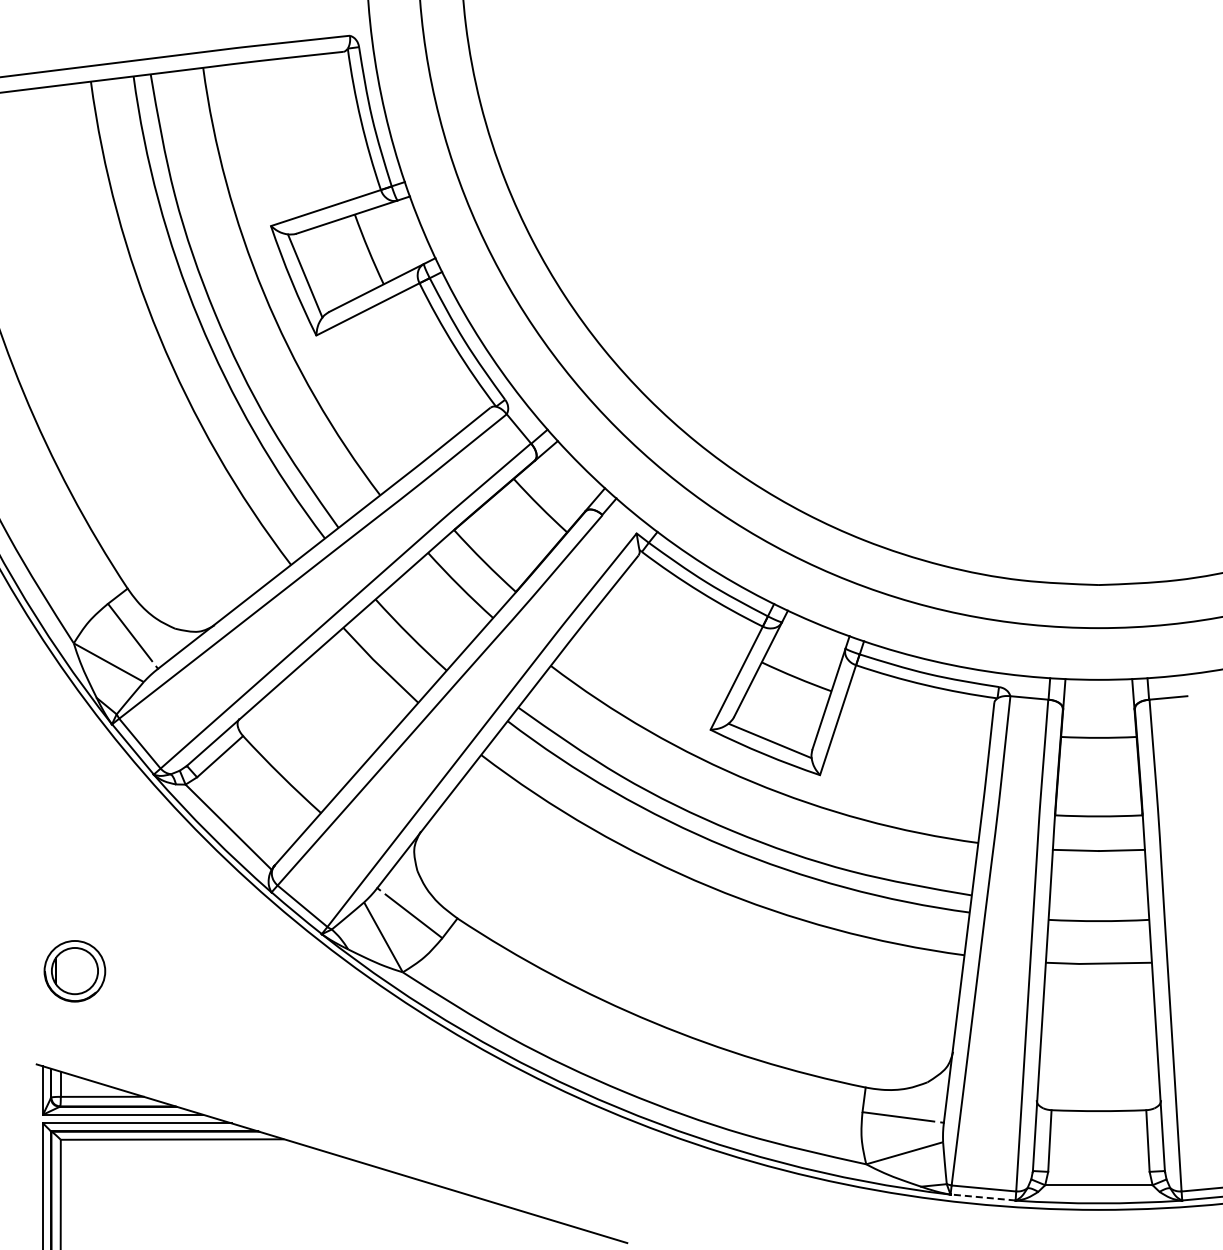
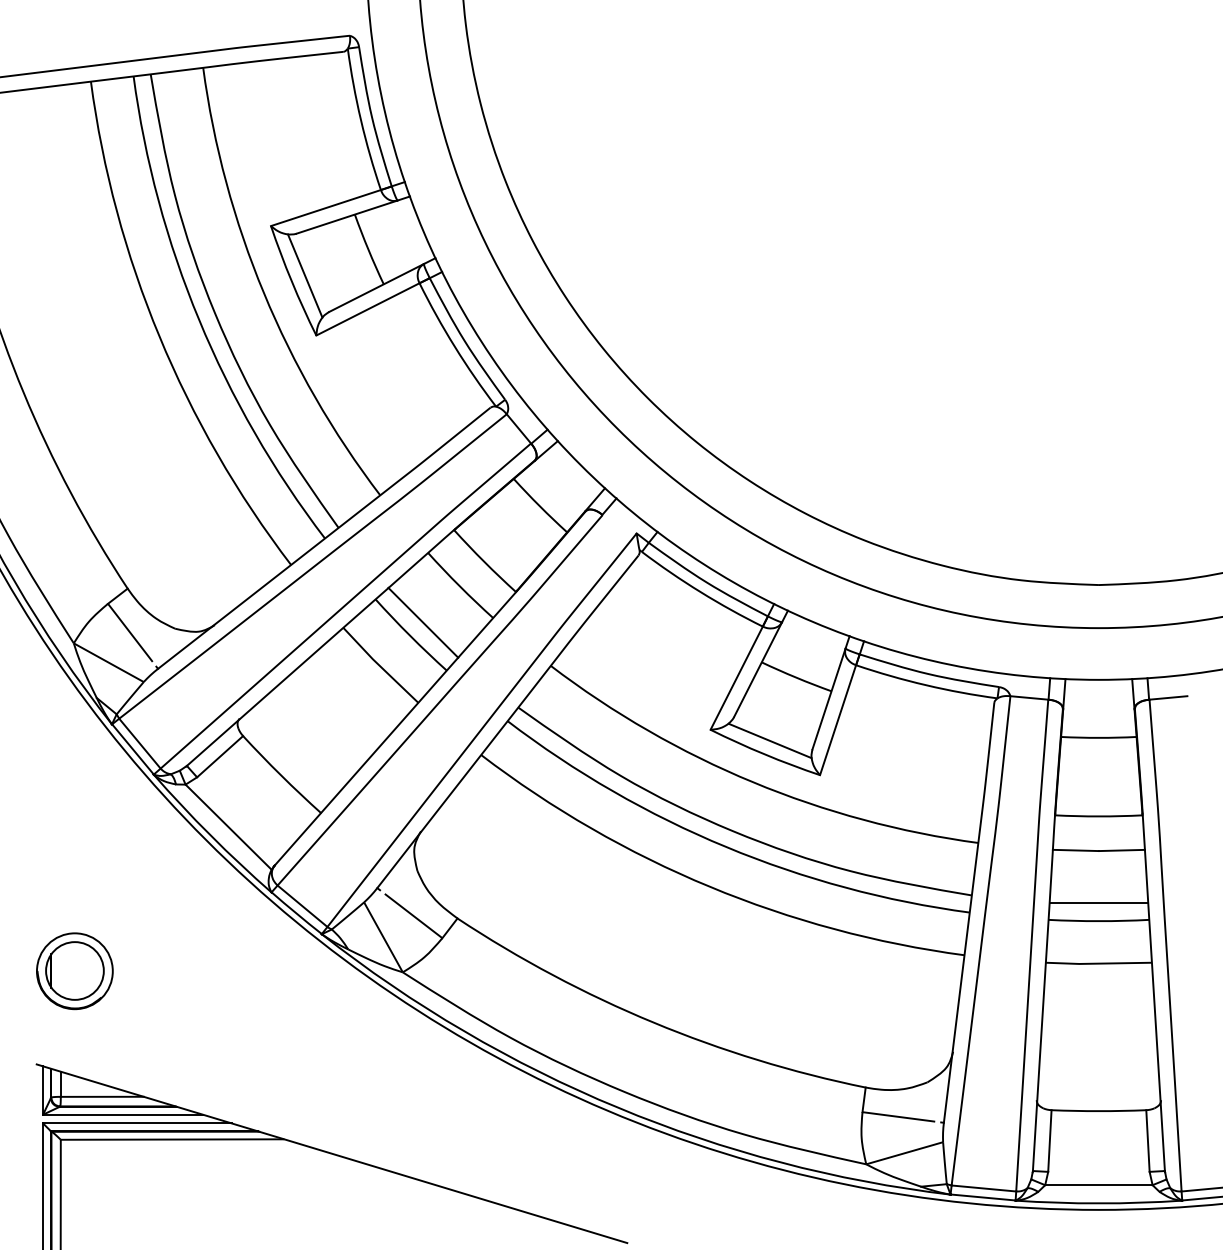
line: none -> present (423, 622)
line: none -> present (1098, 902)
part size: 64x63 px -> 78x79 px (74, 971)
line: dashed -> solid (983, 1197)
